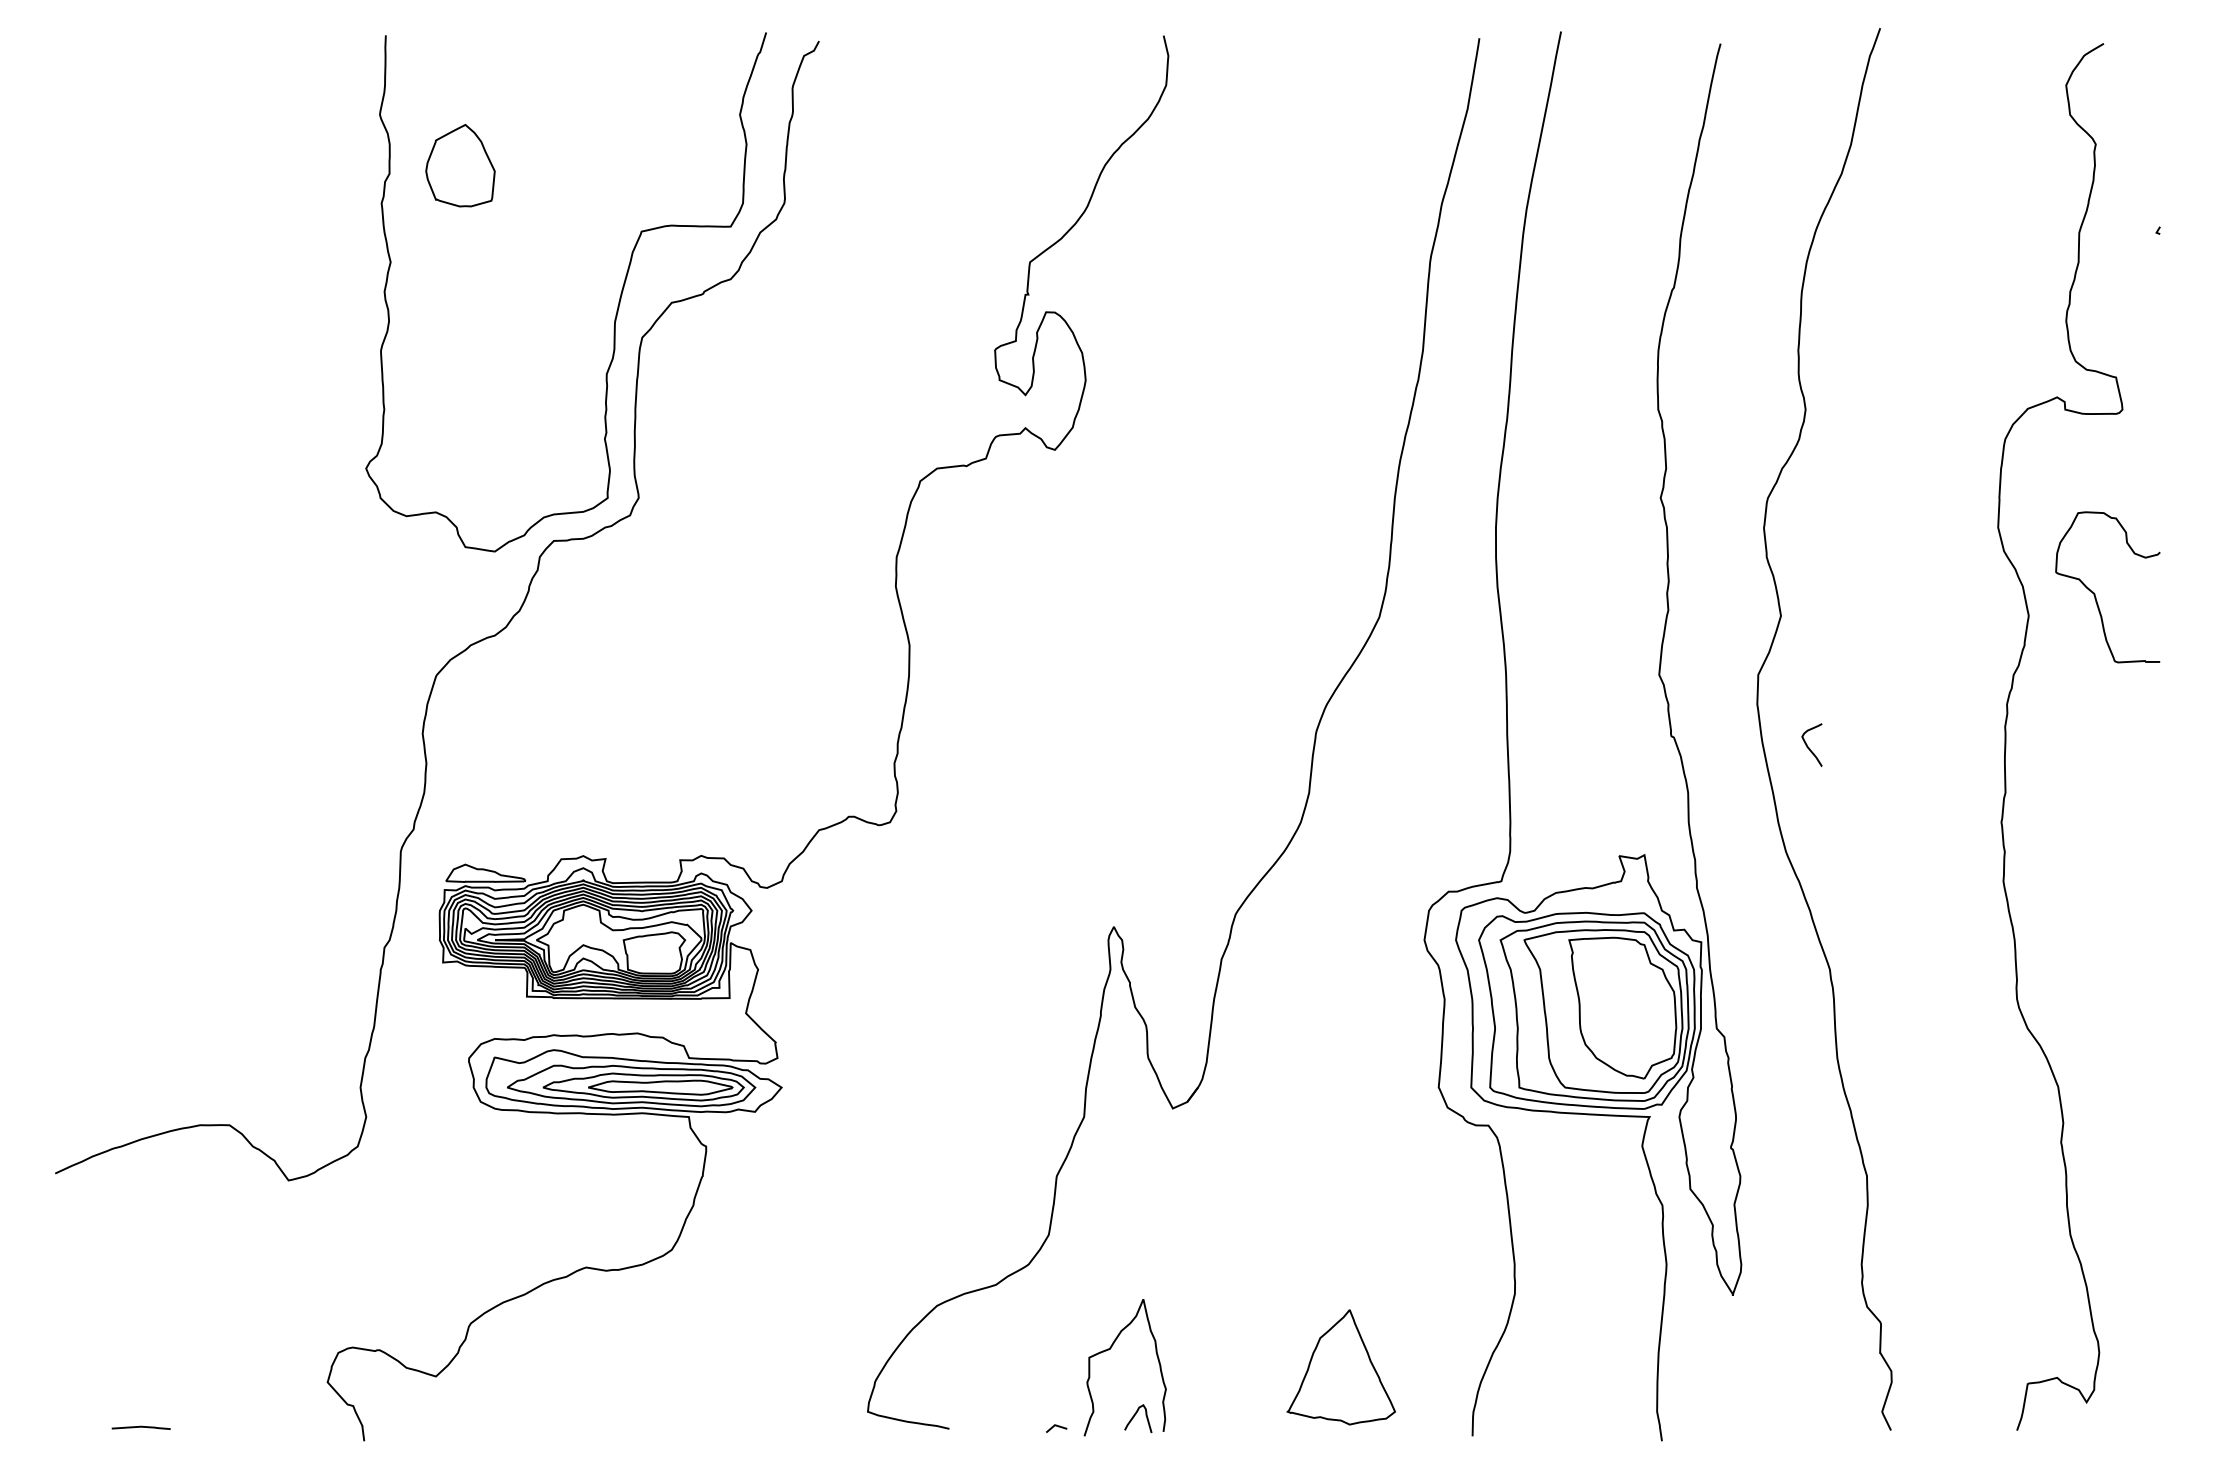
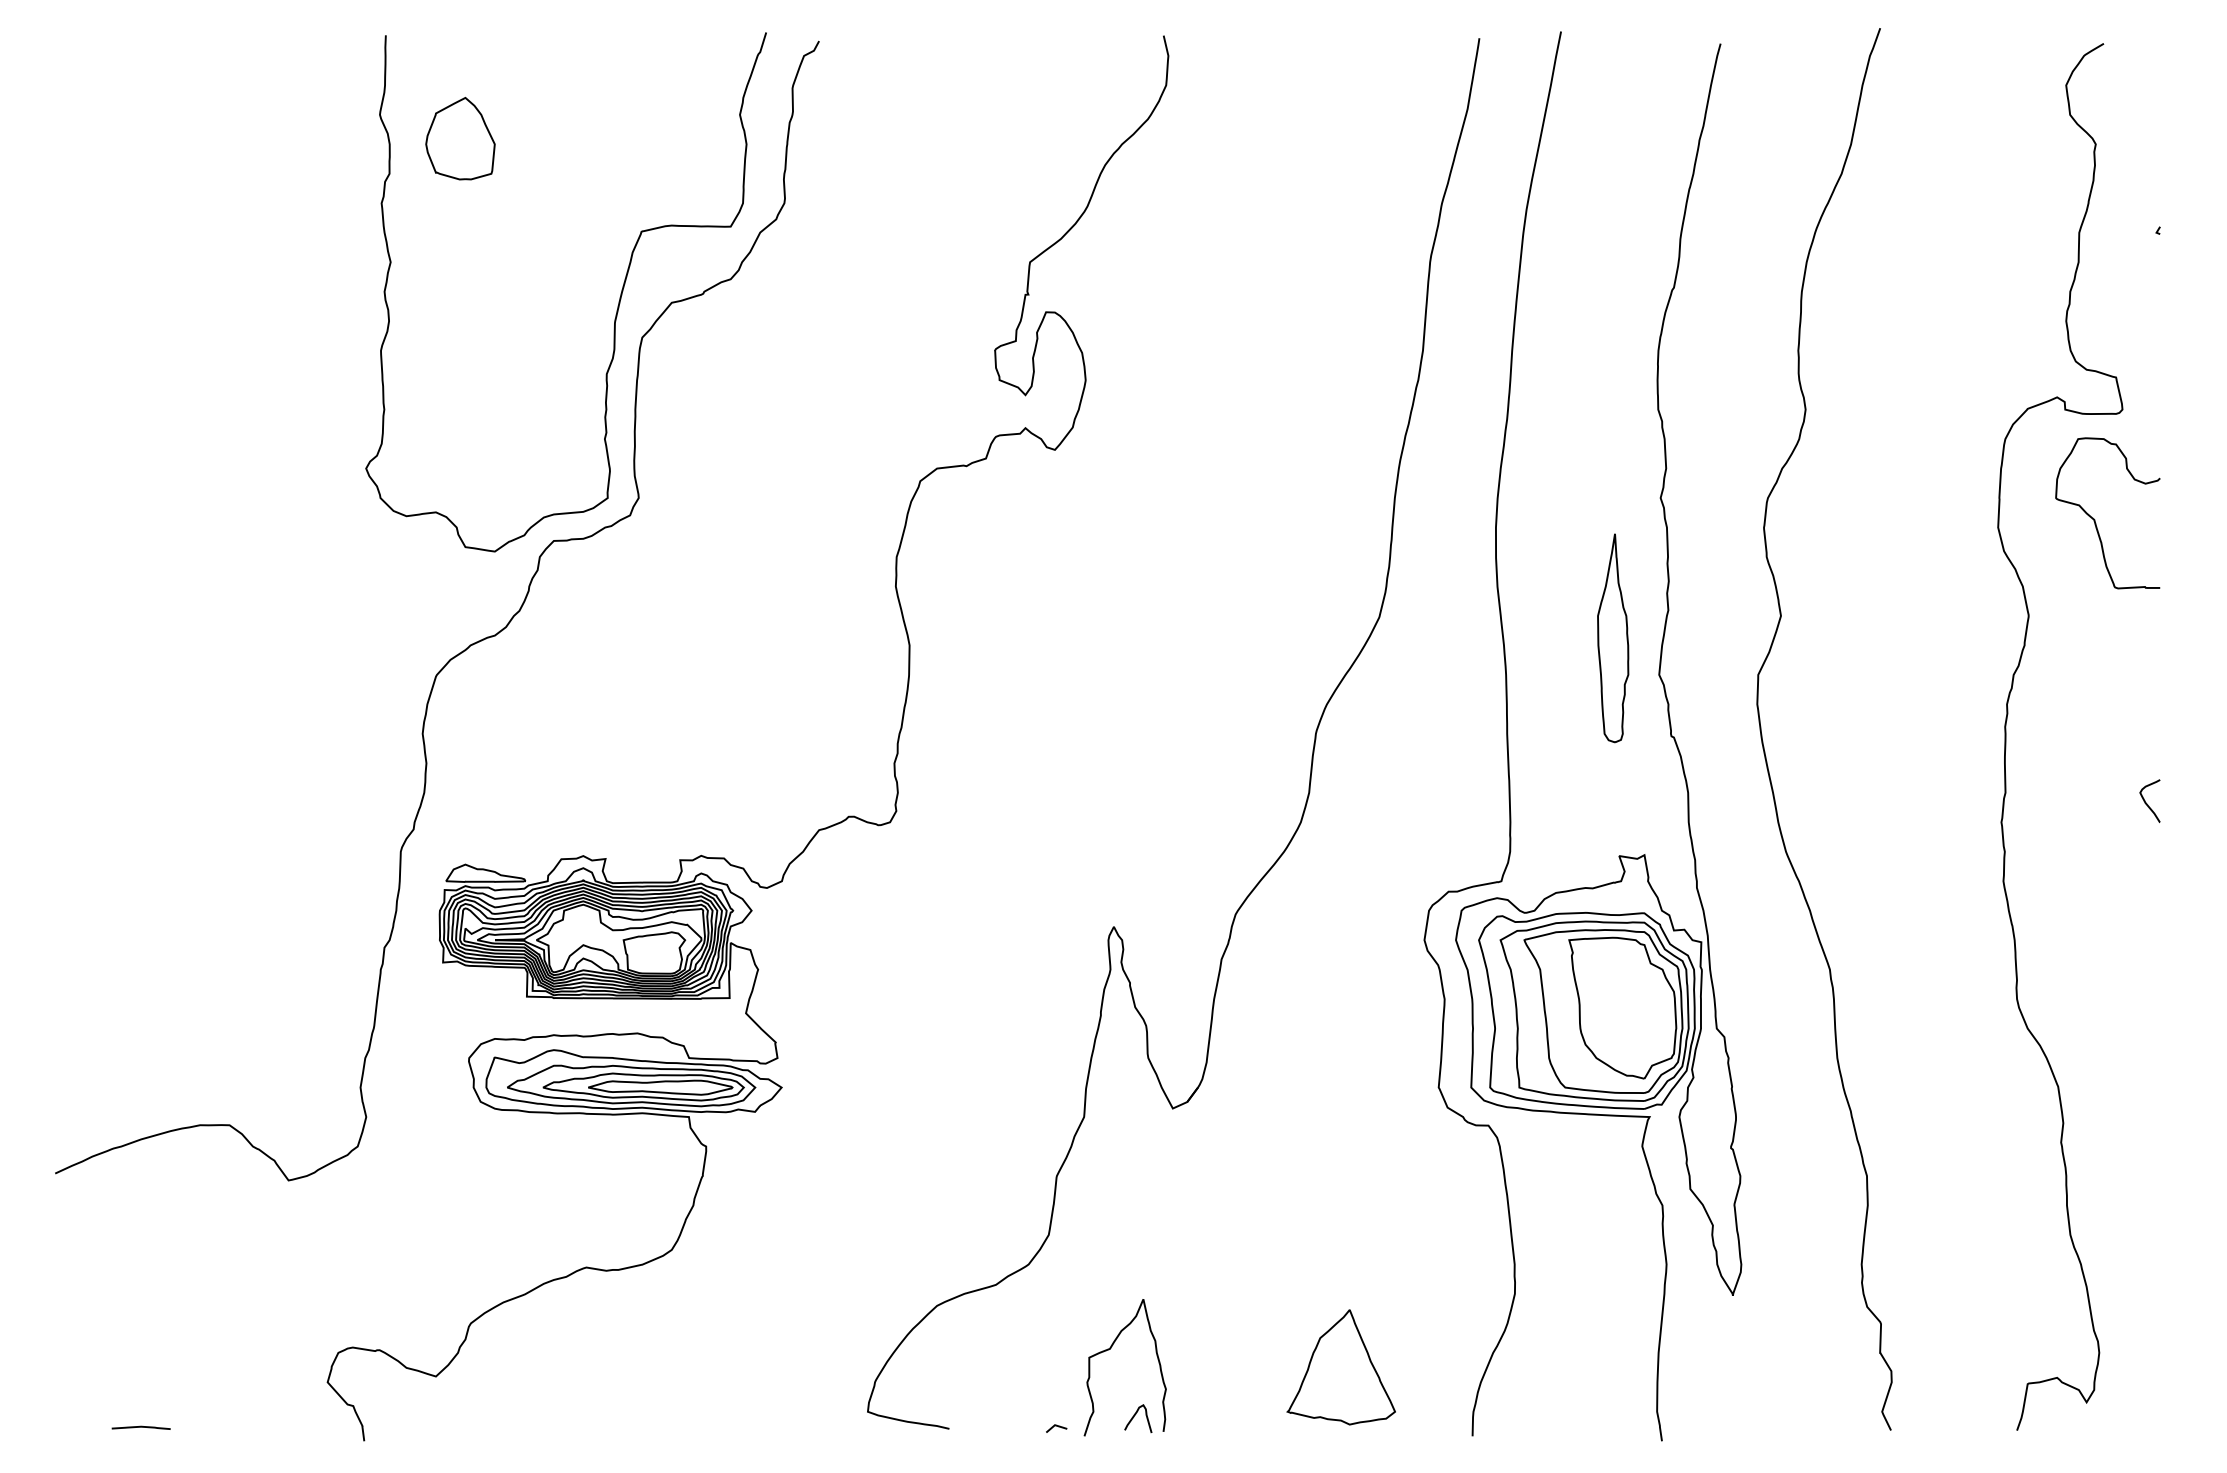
part position: (460, 165) -> (460, 138) (460, 138)
curve position: (2095, 593) -> (2095, 519) (2095, 519)
part: none -> present (1613, 638)
curve position: (1808, 746) -> (2146, 802) (2146, 802)
